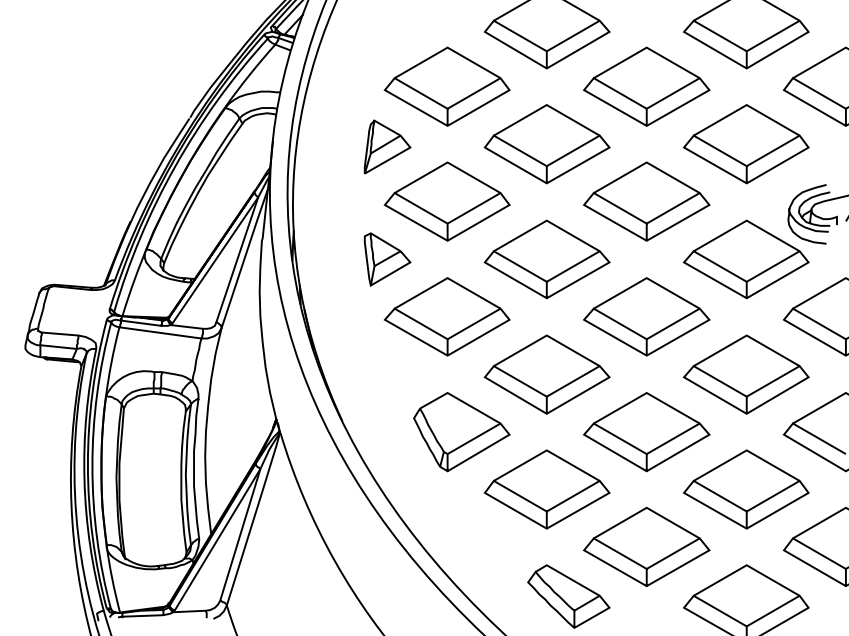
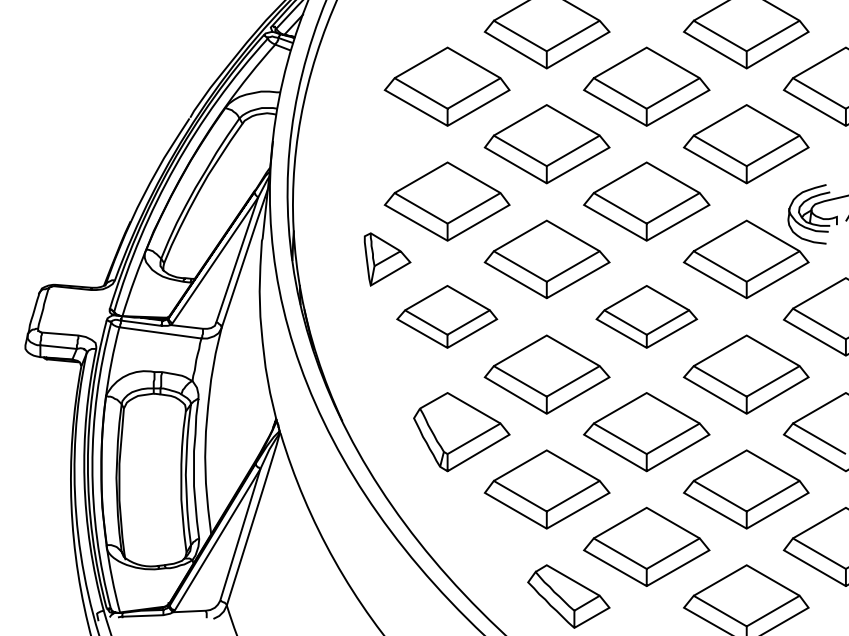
part: present -> none (387, 146)
part size: 128x80 px -> 103x64 px (447, 316)
part size: 128x80 px -> 104x64 px (646, 316)
